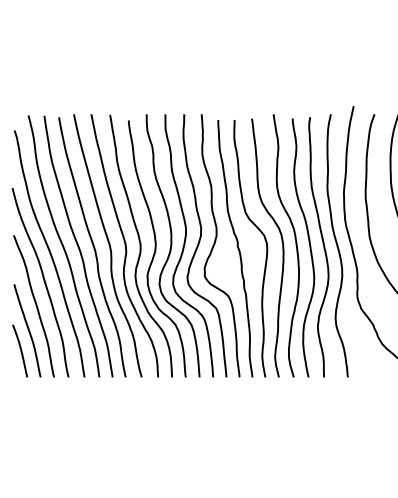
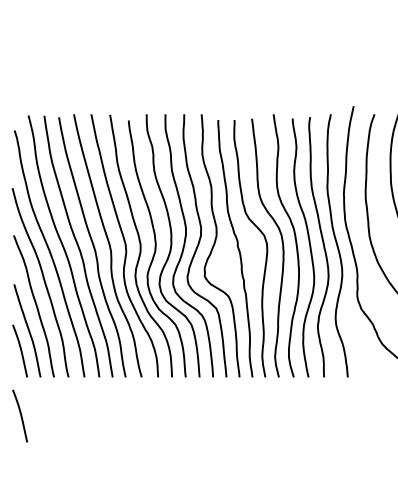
curve: none -> present (20, 415)
